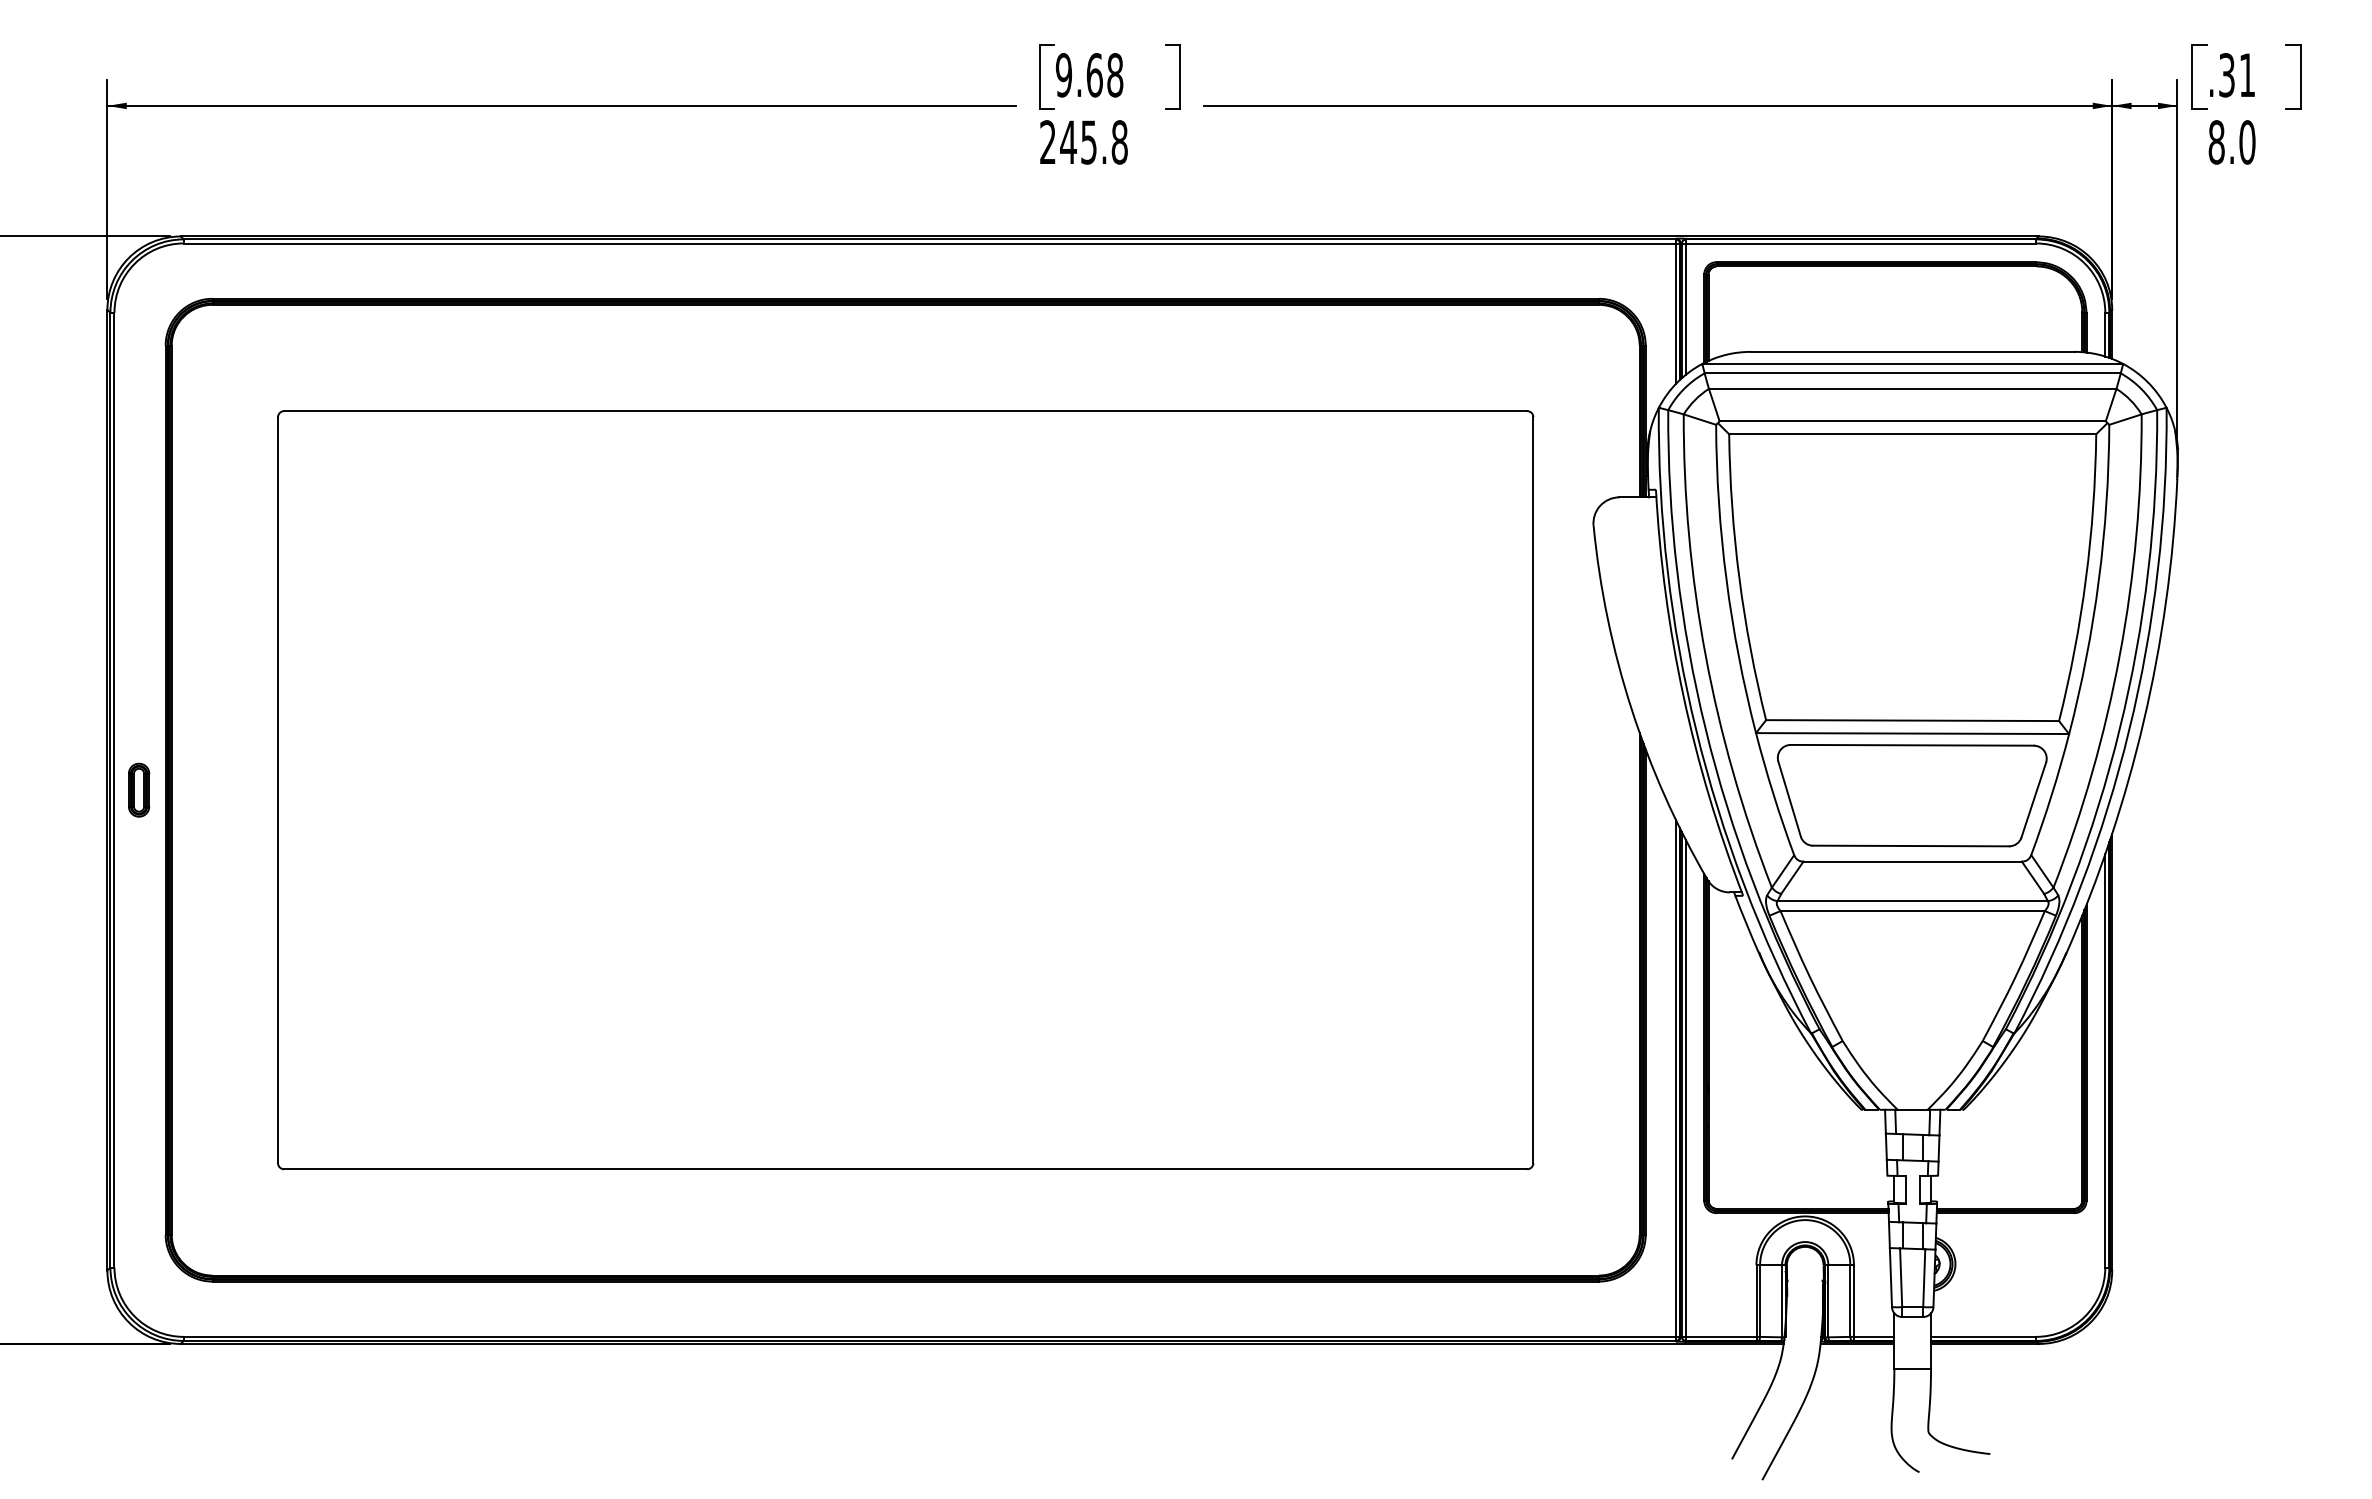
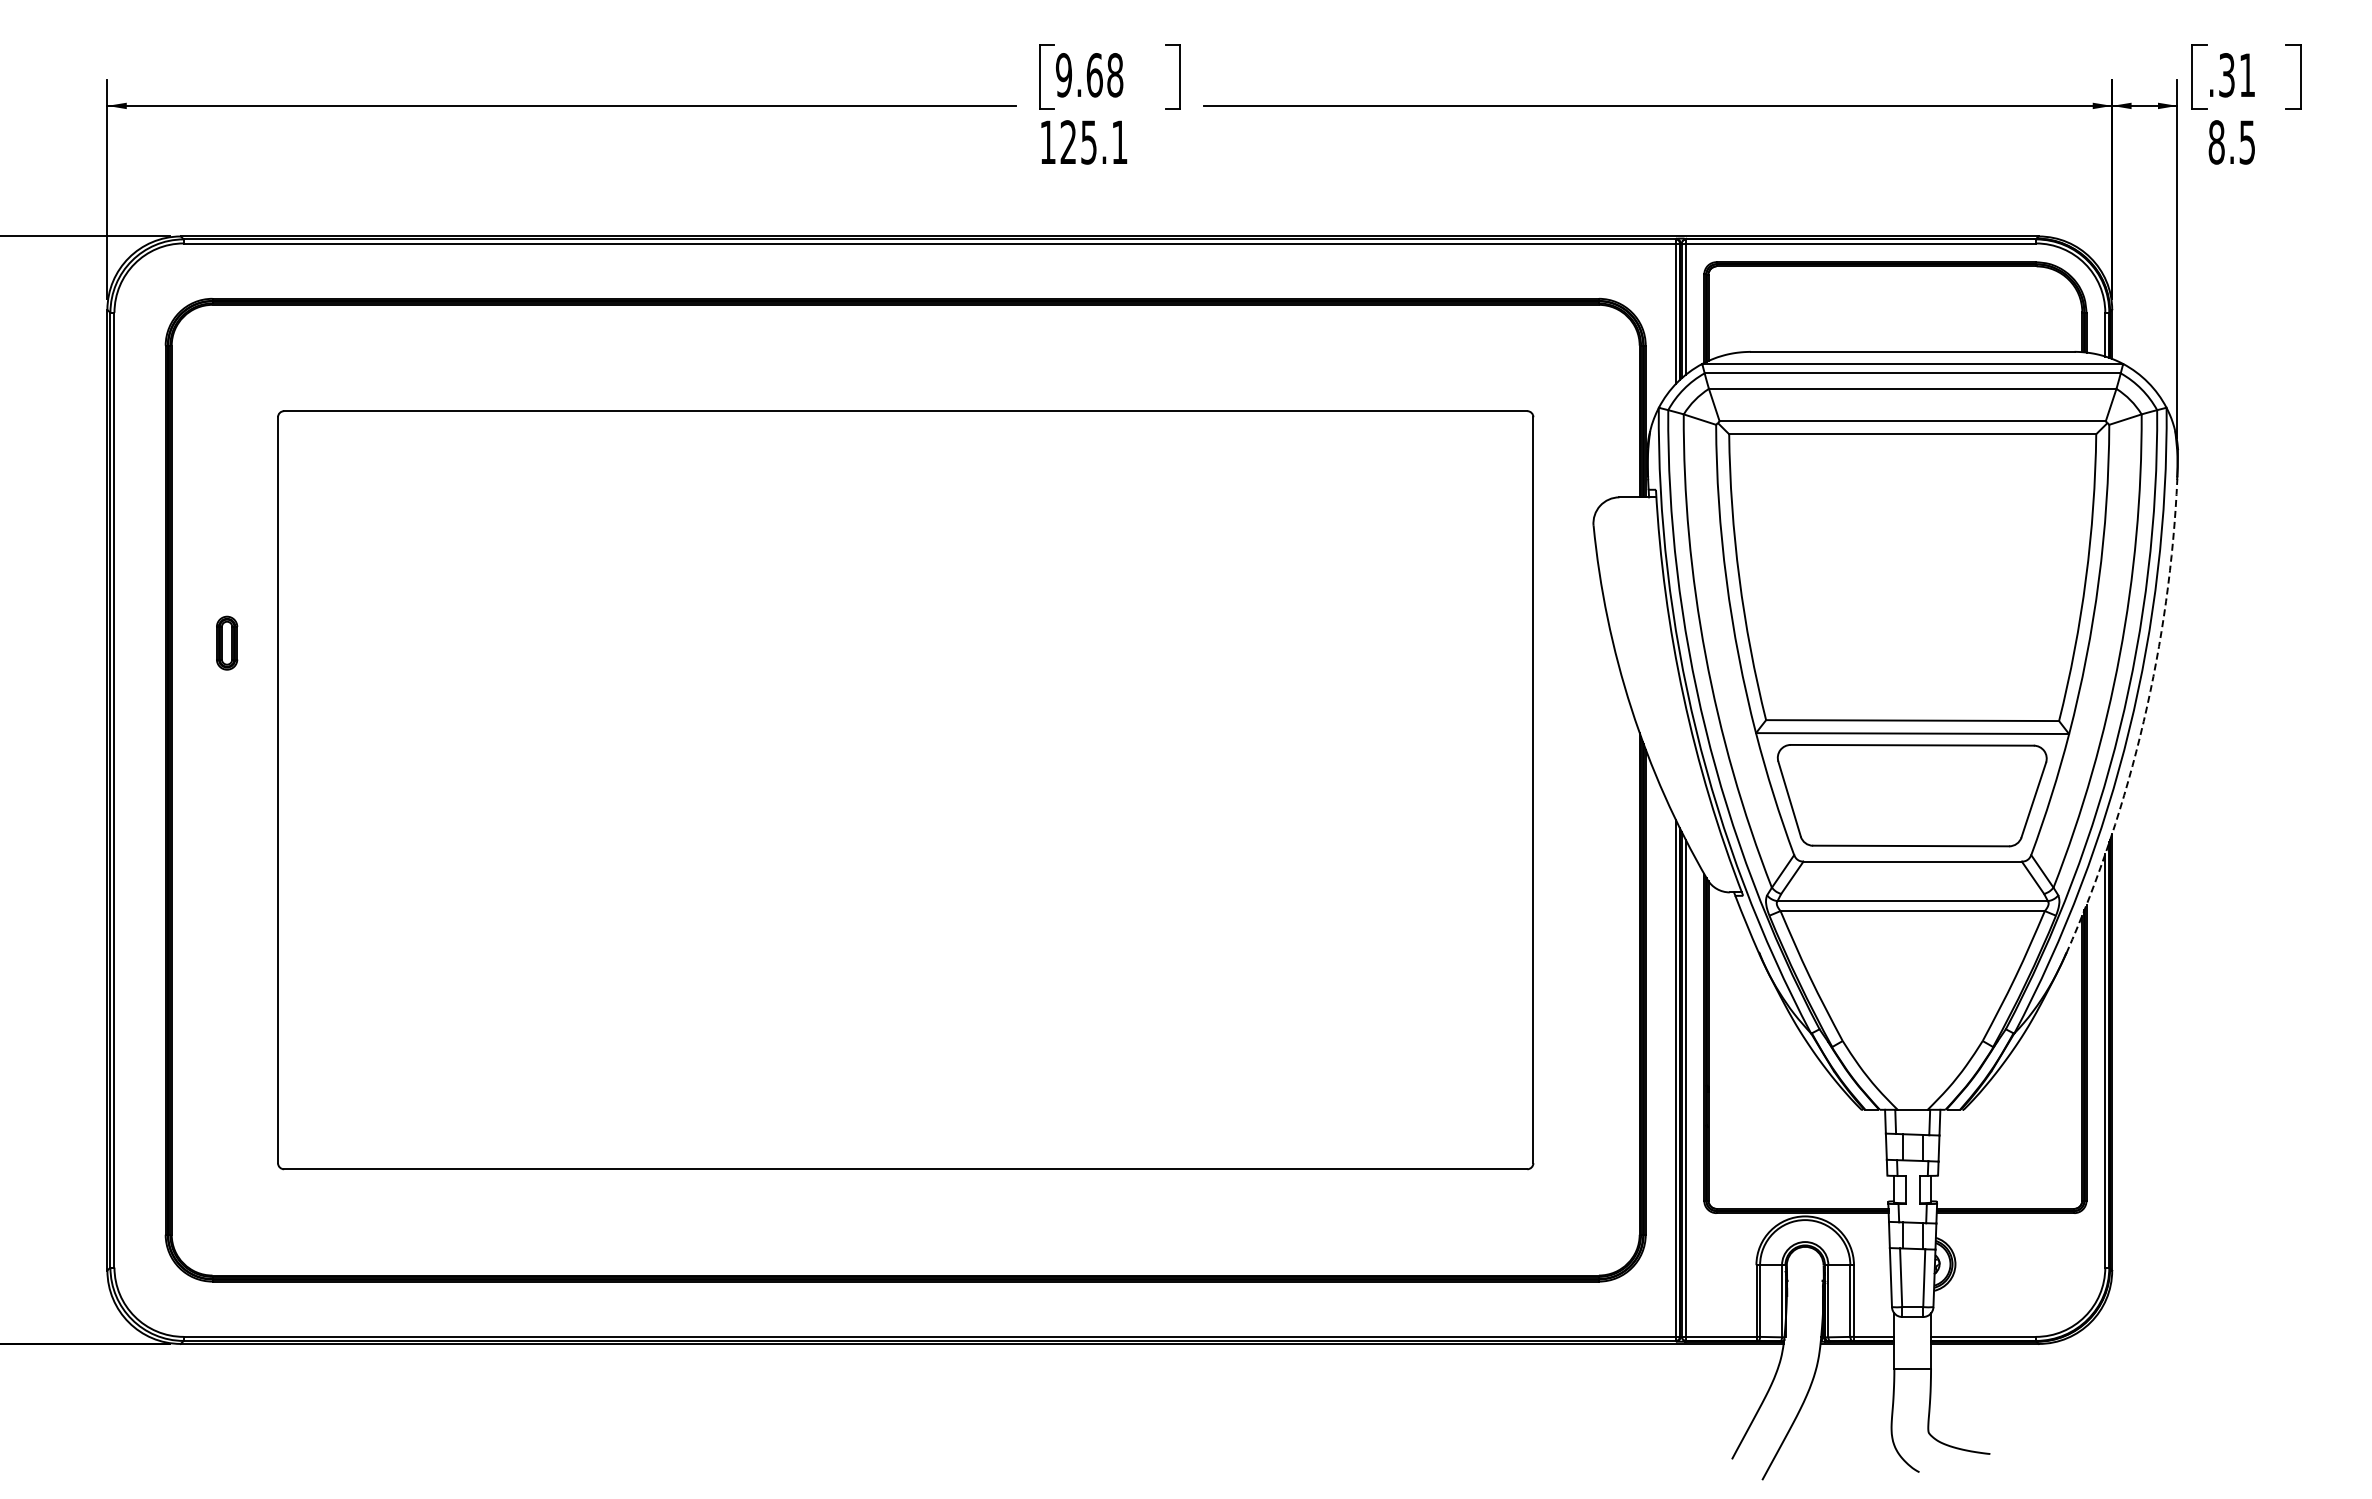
text: 245.8 -> 125.1 (1083, 142)
text: 8.0 -> 8.5 (2247, 142)
arc: solid -> dashed (2143, 721)
part position: (139, 789) -> (227, 642) (227, 642)
